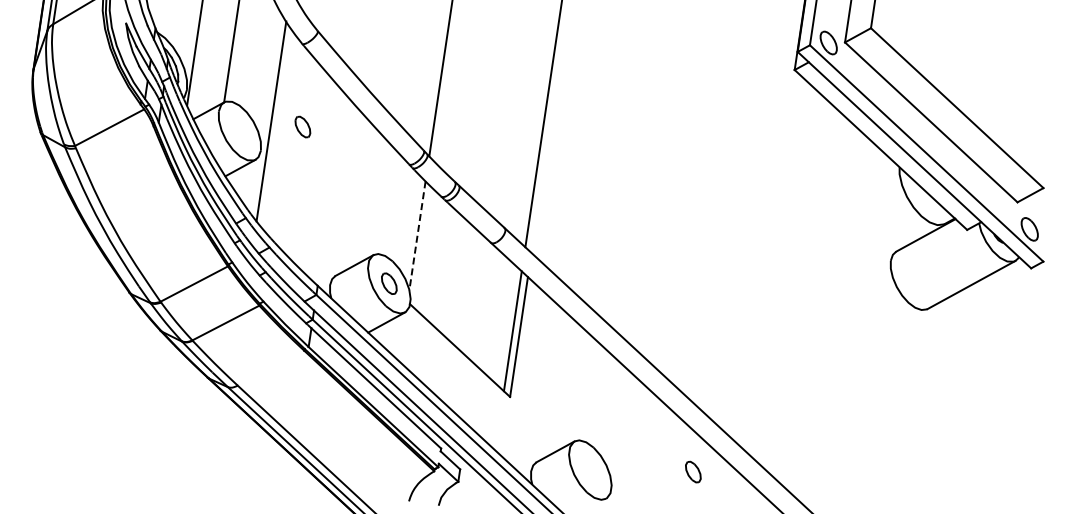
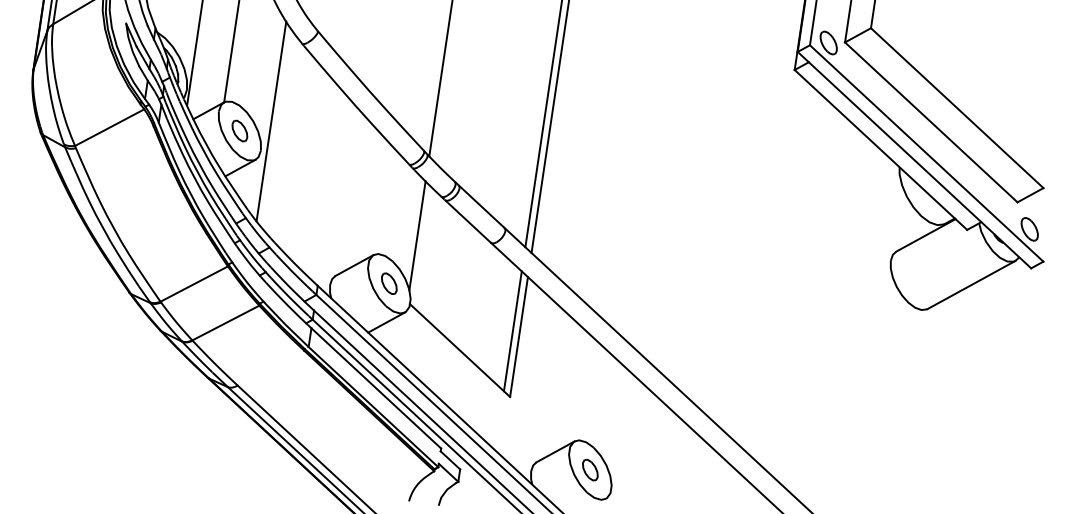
part position: (302, 126) -> (239, 130) (239, 130)
line: none -> present (549, 127)
line: dashed -> solid (417, 236)
part position: (693, 471) -> (590, 469) (590, 469)
